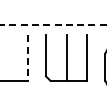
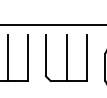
line: dashed -> solid (53, 24)
line: none -> present (7, 57)
line: dashed -> solid (27, 58)
